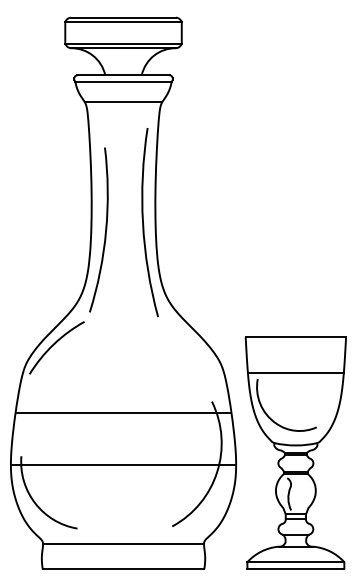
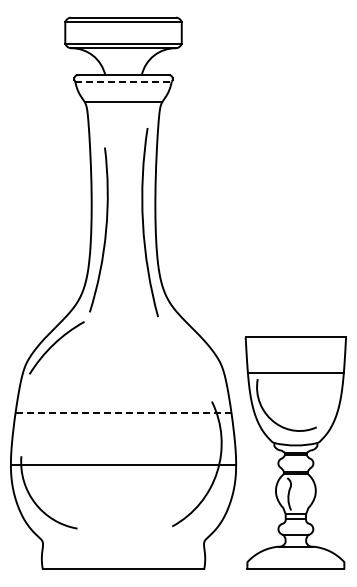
line: solid -> dashed (124, 81)
line: solid -> dashed (123, 412)
line: present -> none (123, 543)
line: present -> none (295, 562)
